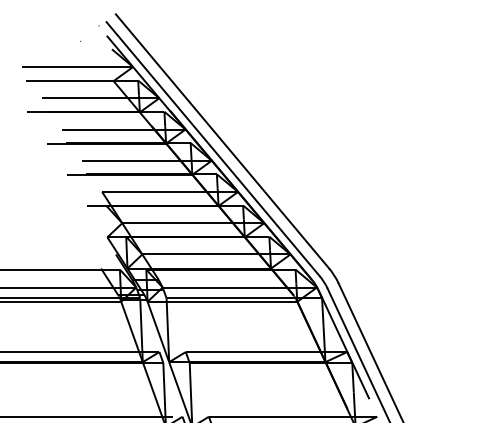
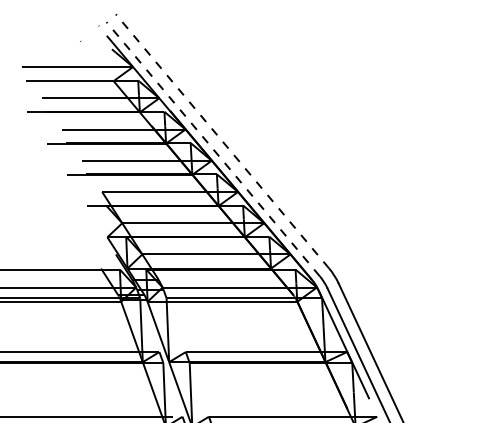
line: solid -> dashed (222, 141)
line: solid -> dashed (213, 149)
